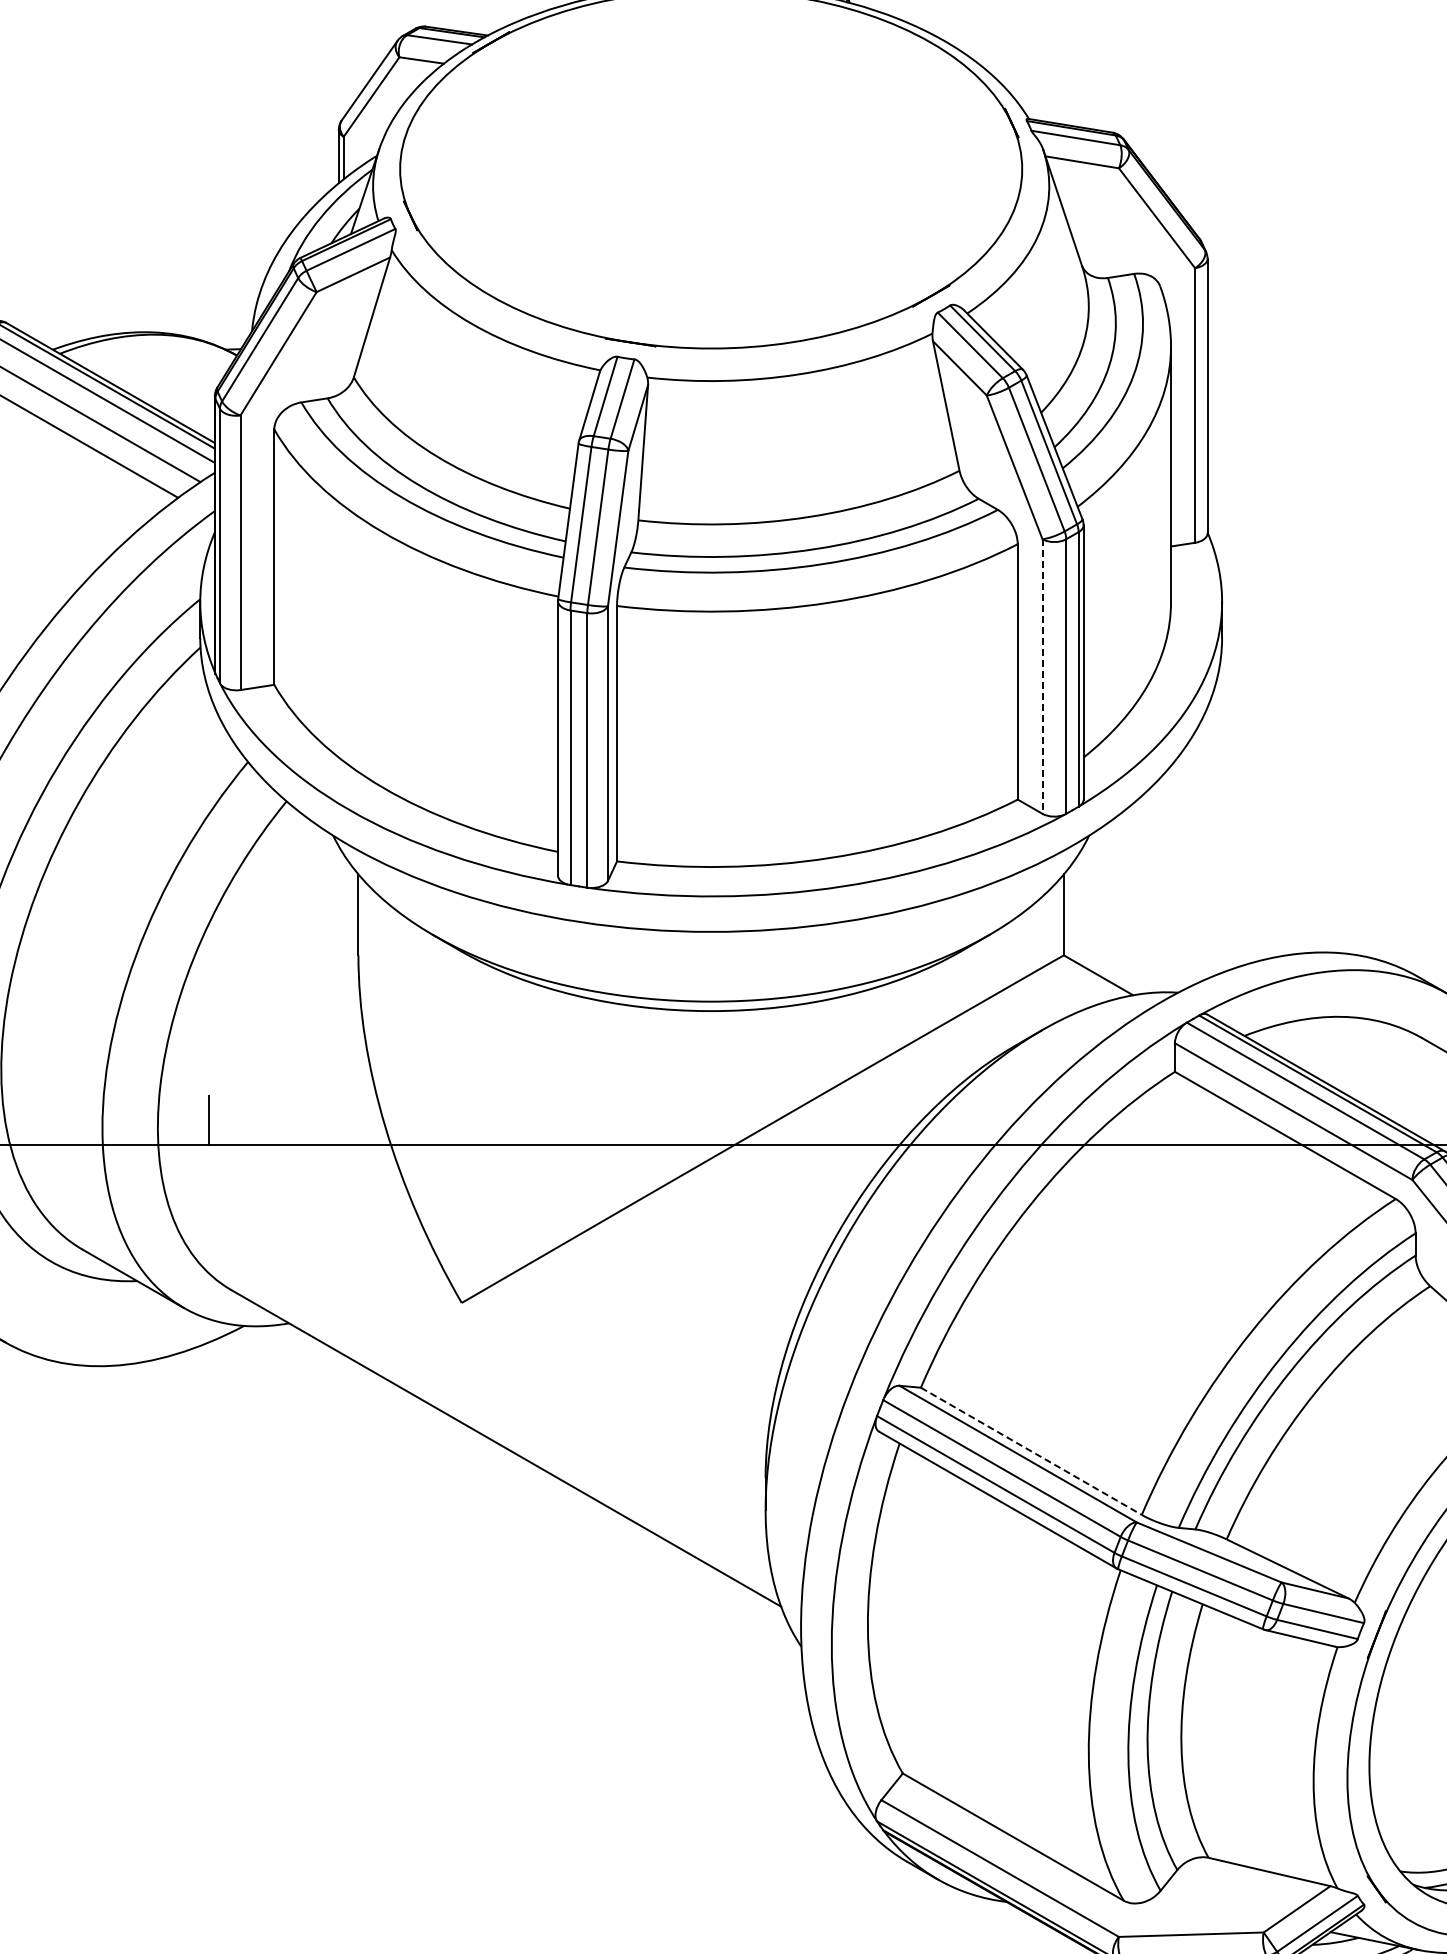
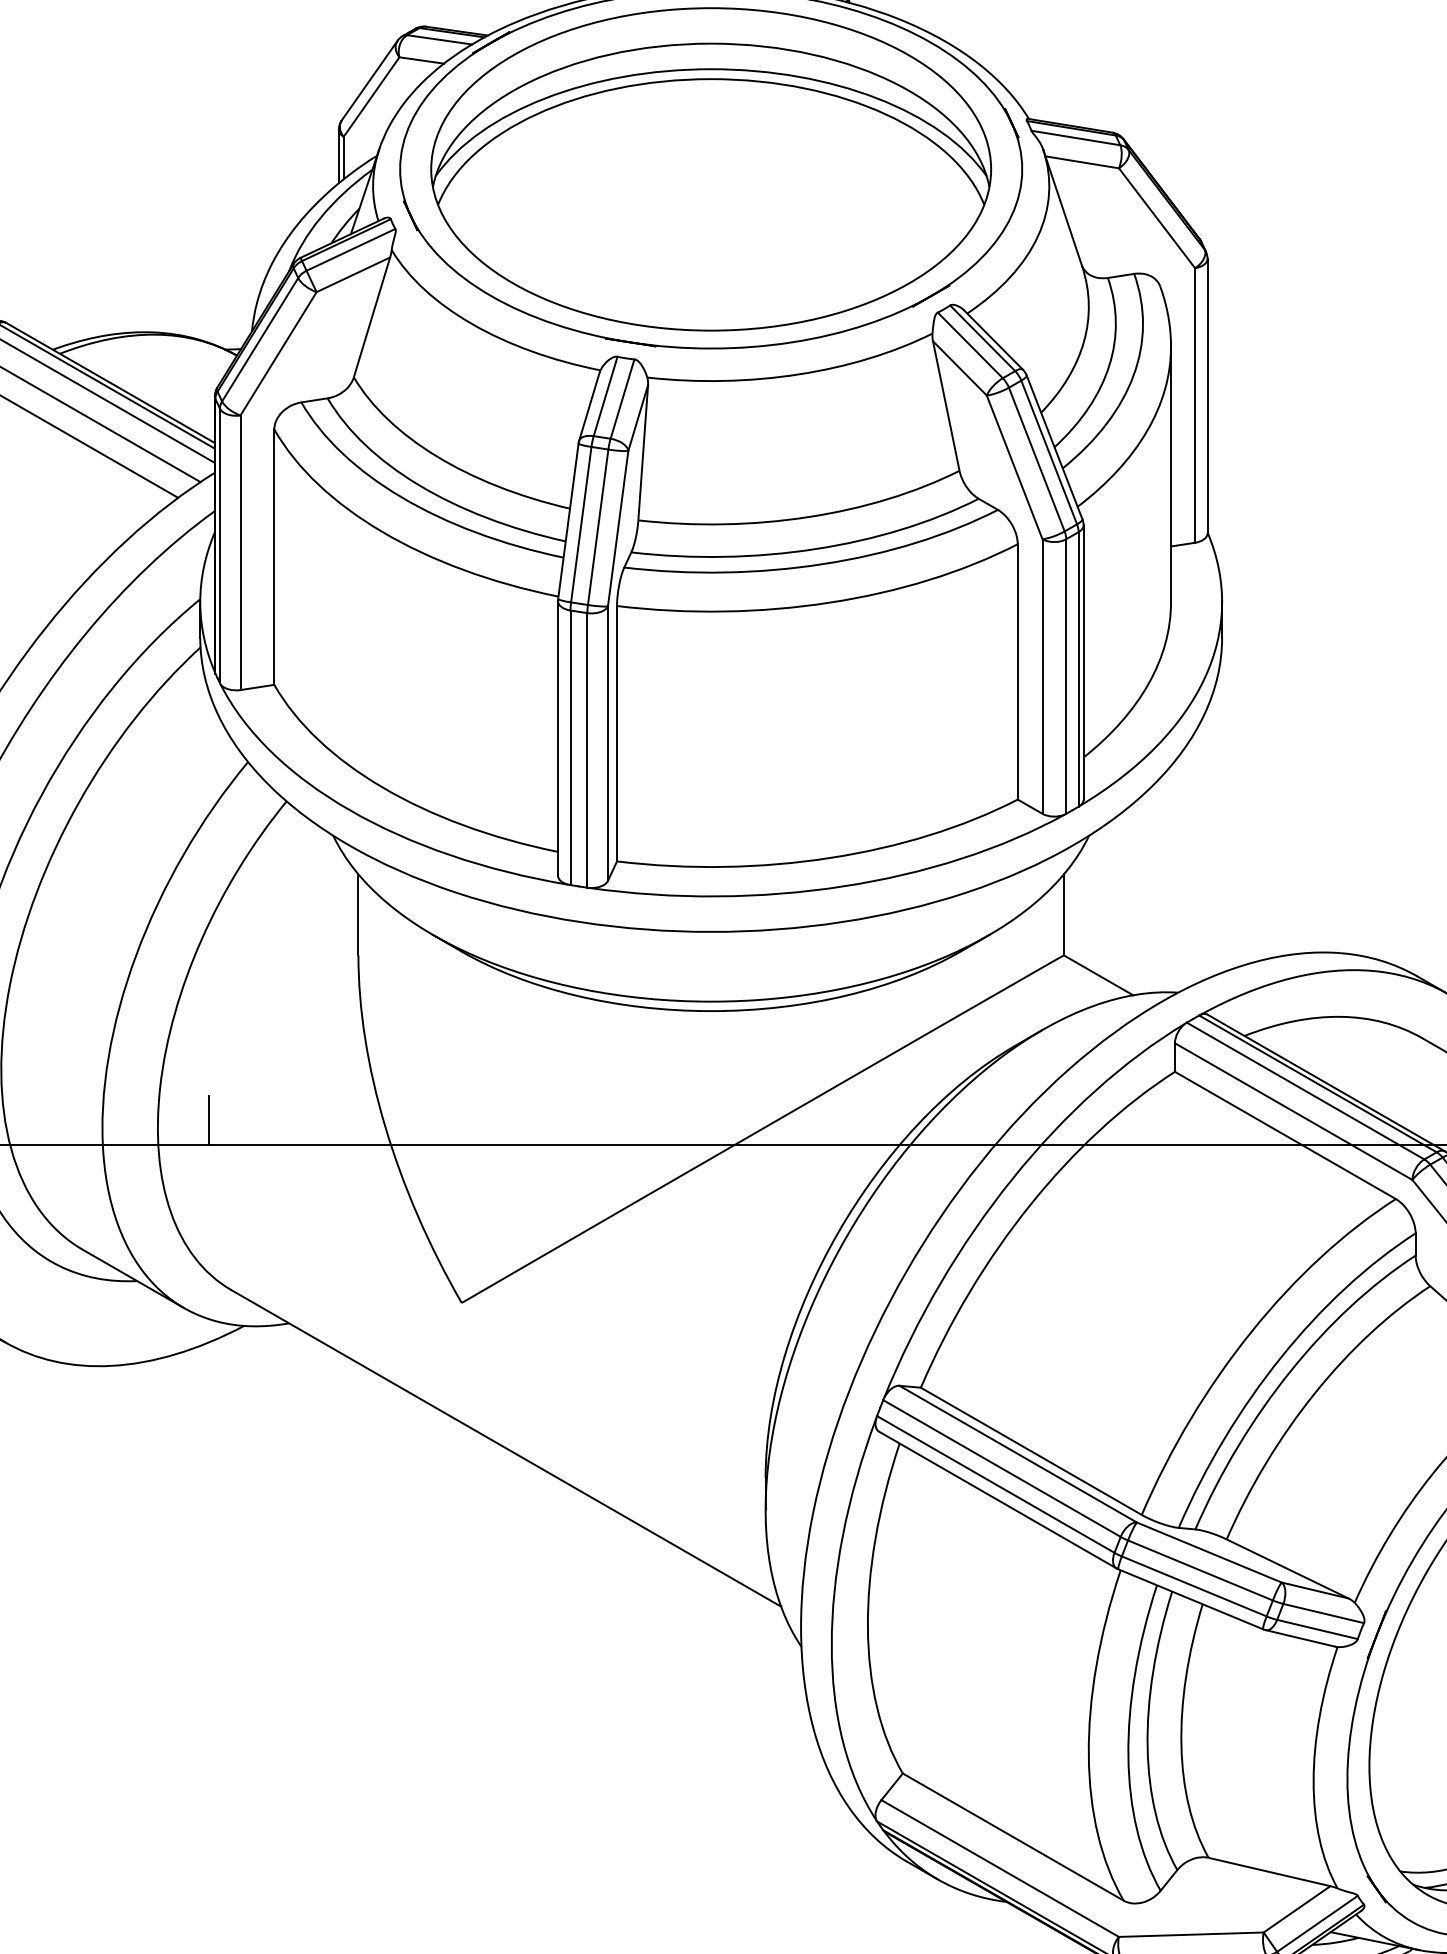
part: none -> present (710, 169)
line: dashed -> solid (1042, 677)
line: dashed -> solid (1031, 1451)
